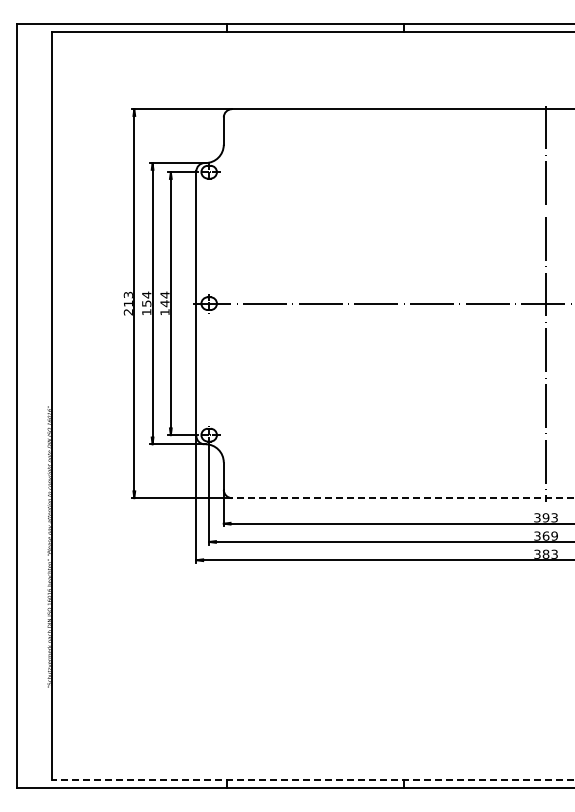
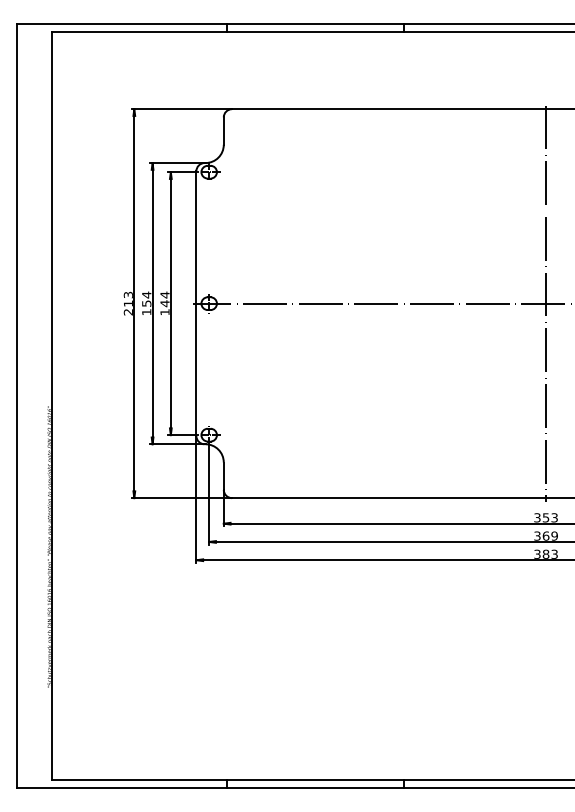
line: dashed -> solid (402, 498)
text: 393 -> 353 (545, 517)
line: dashed -> solid (312, 780)
